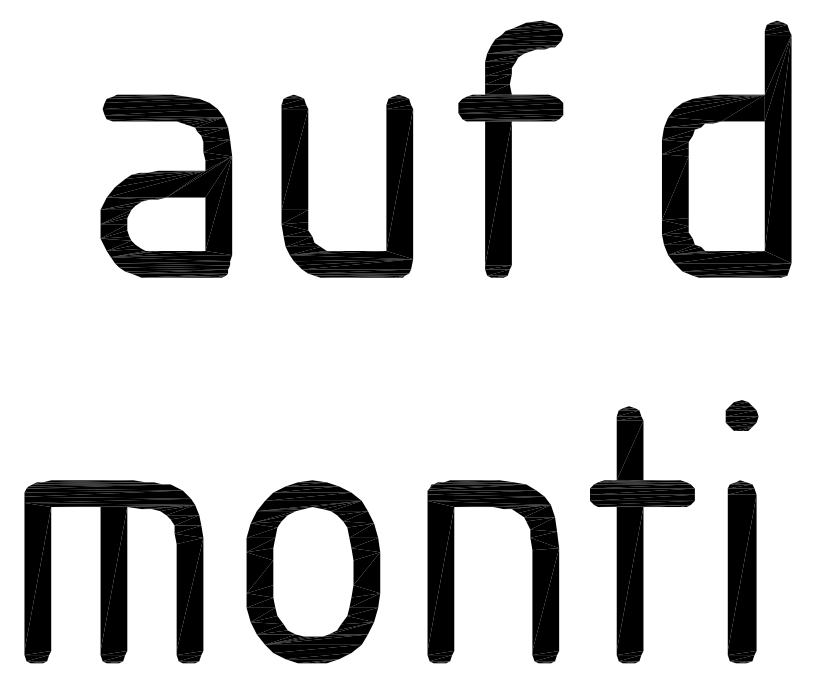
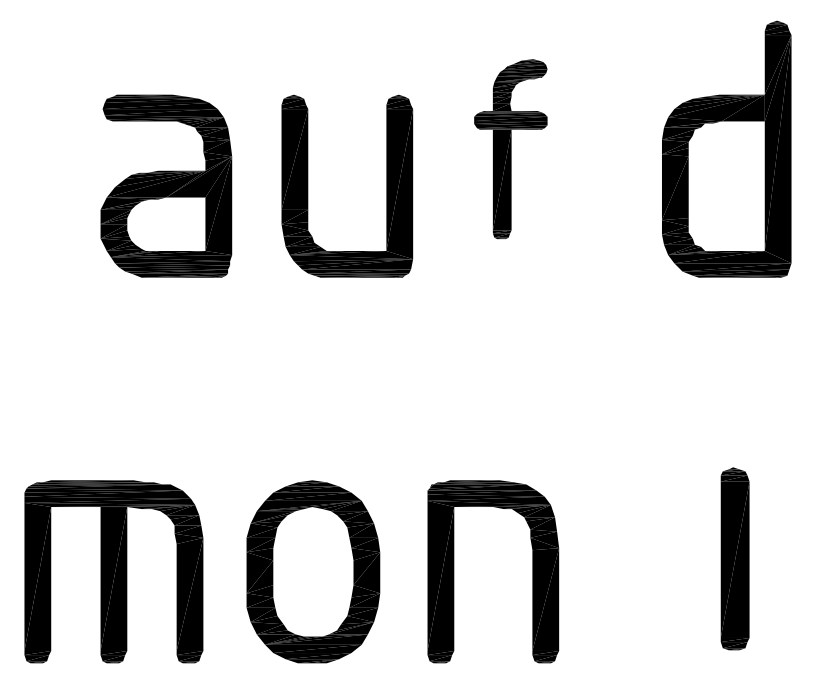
part size: 106x258 px -> 74x180 px (510, 148)
part: present -> none (741, 415)
part: present -> none (642, 534)
part position: (741, 571) -> (734, 558) (734, 558)
